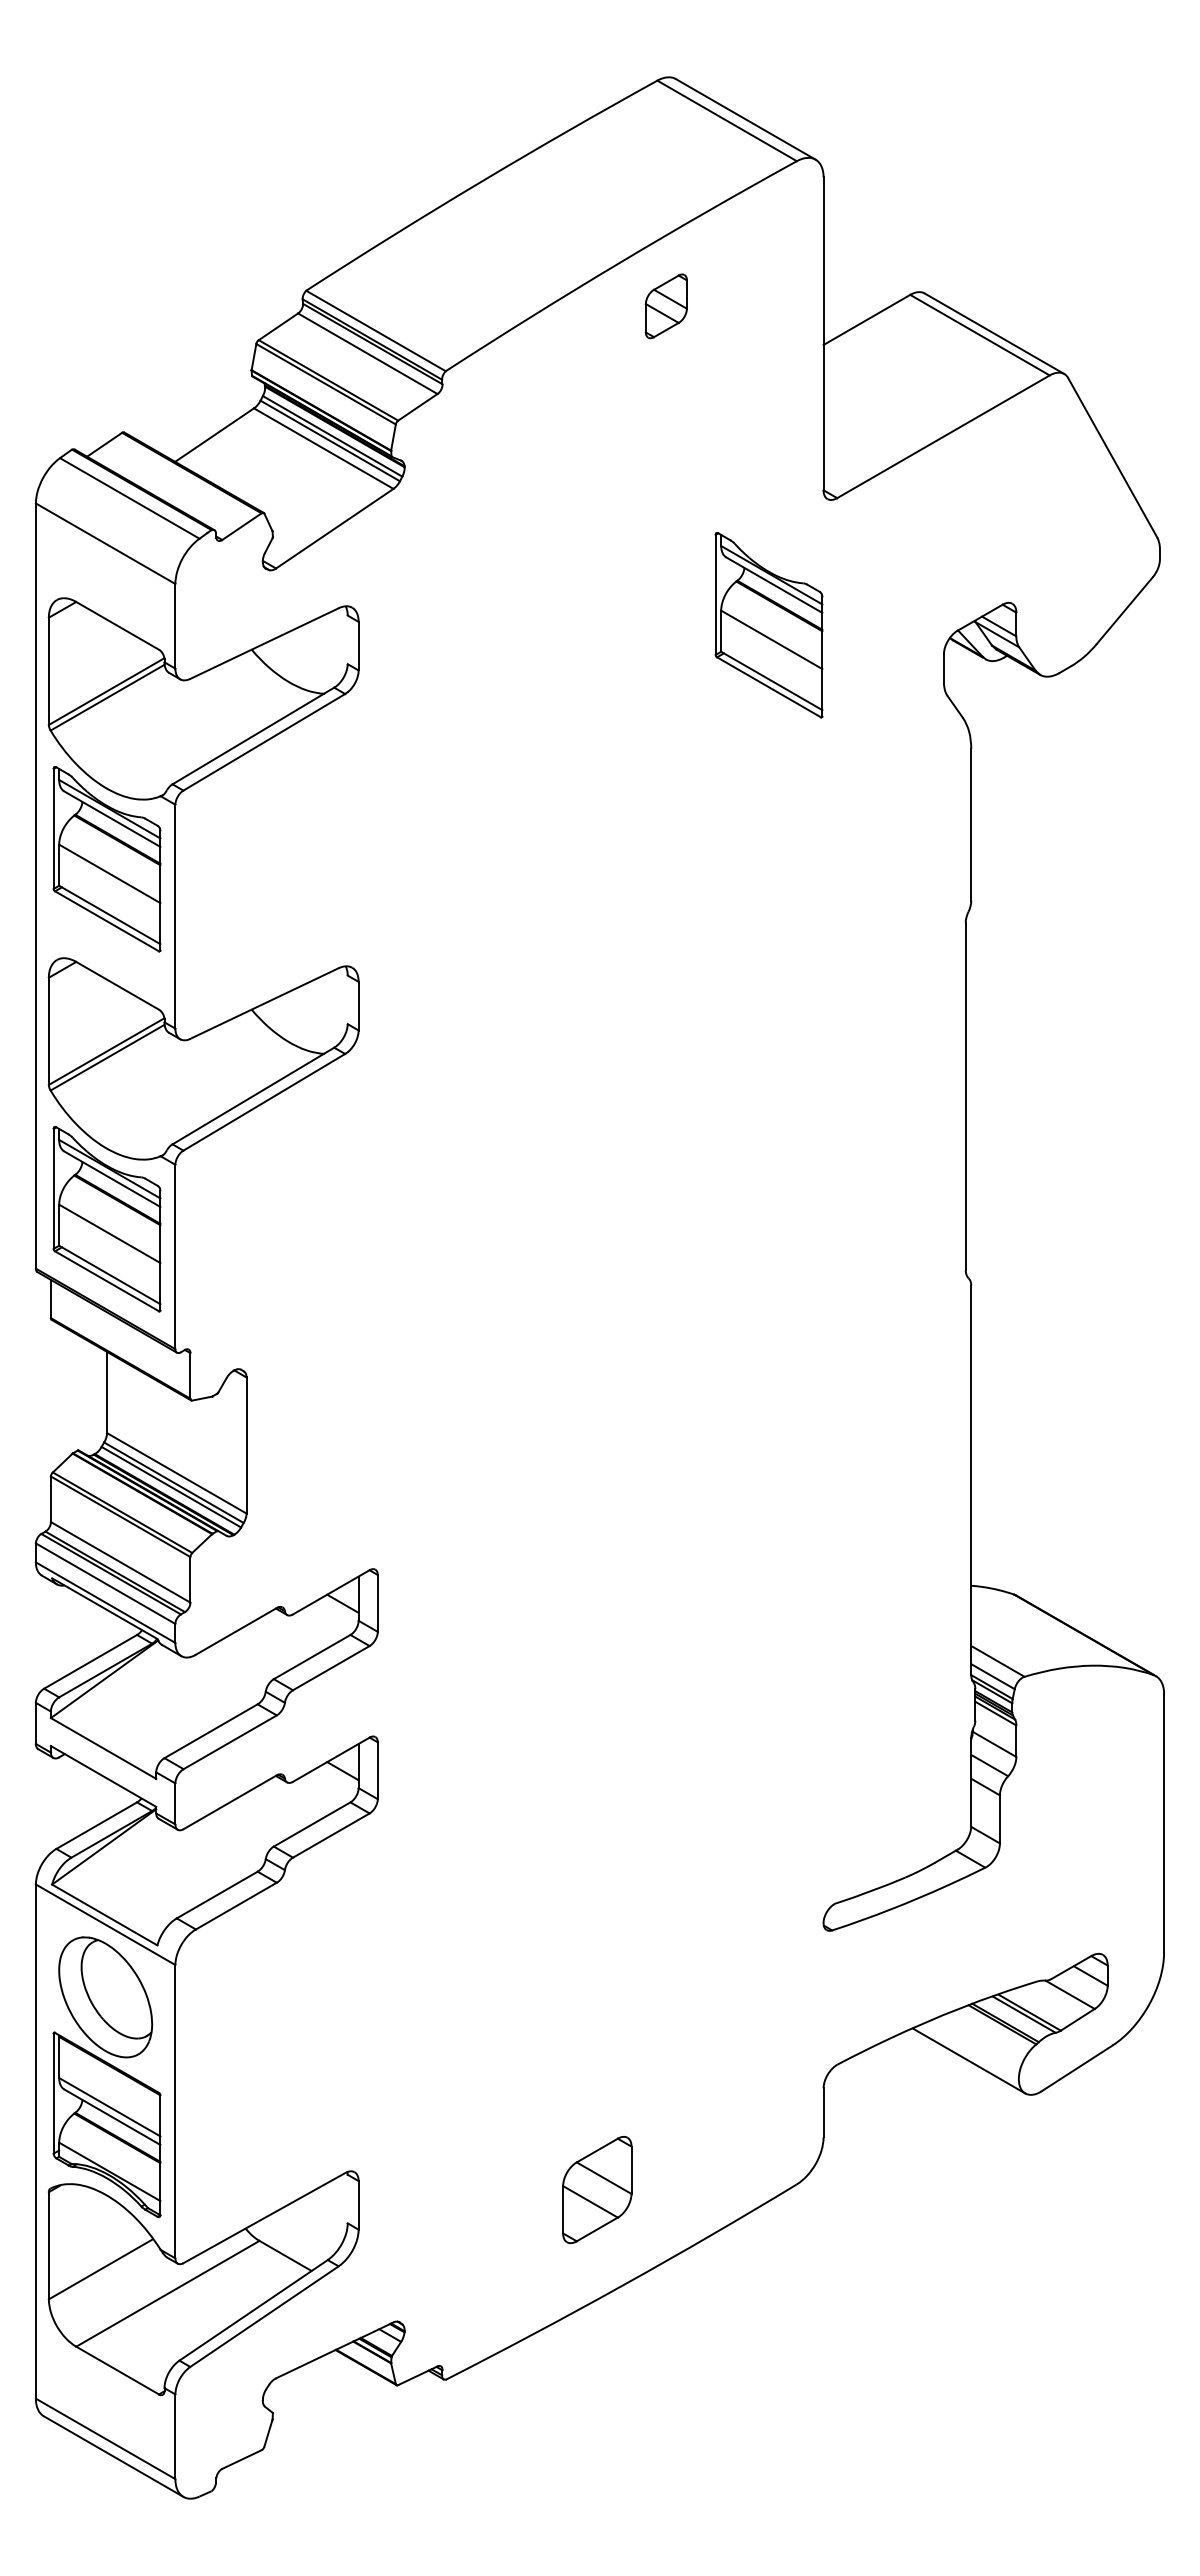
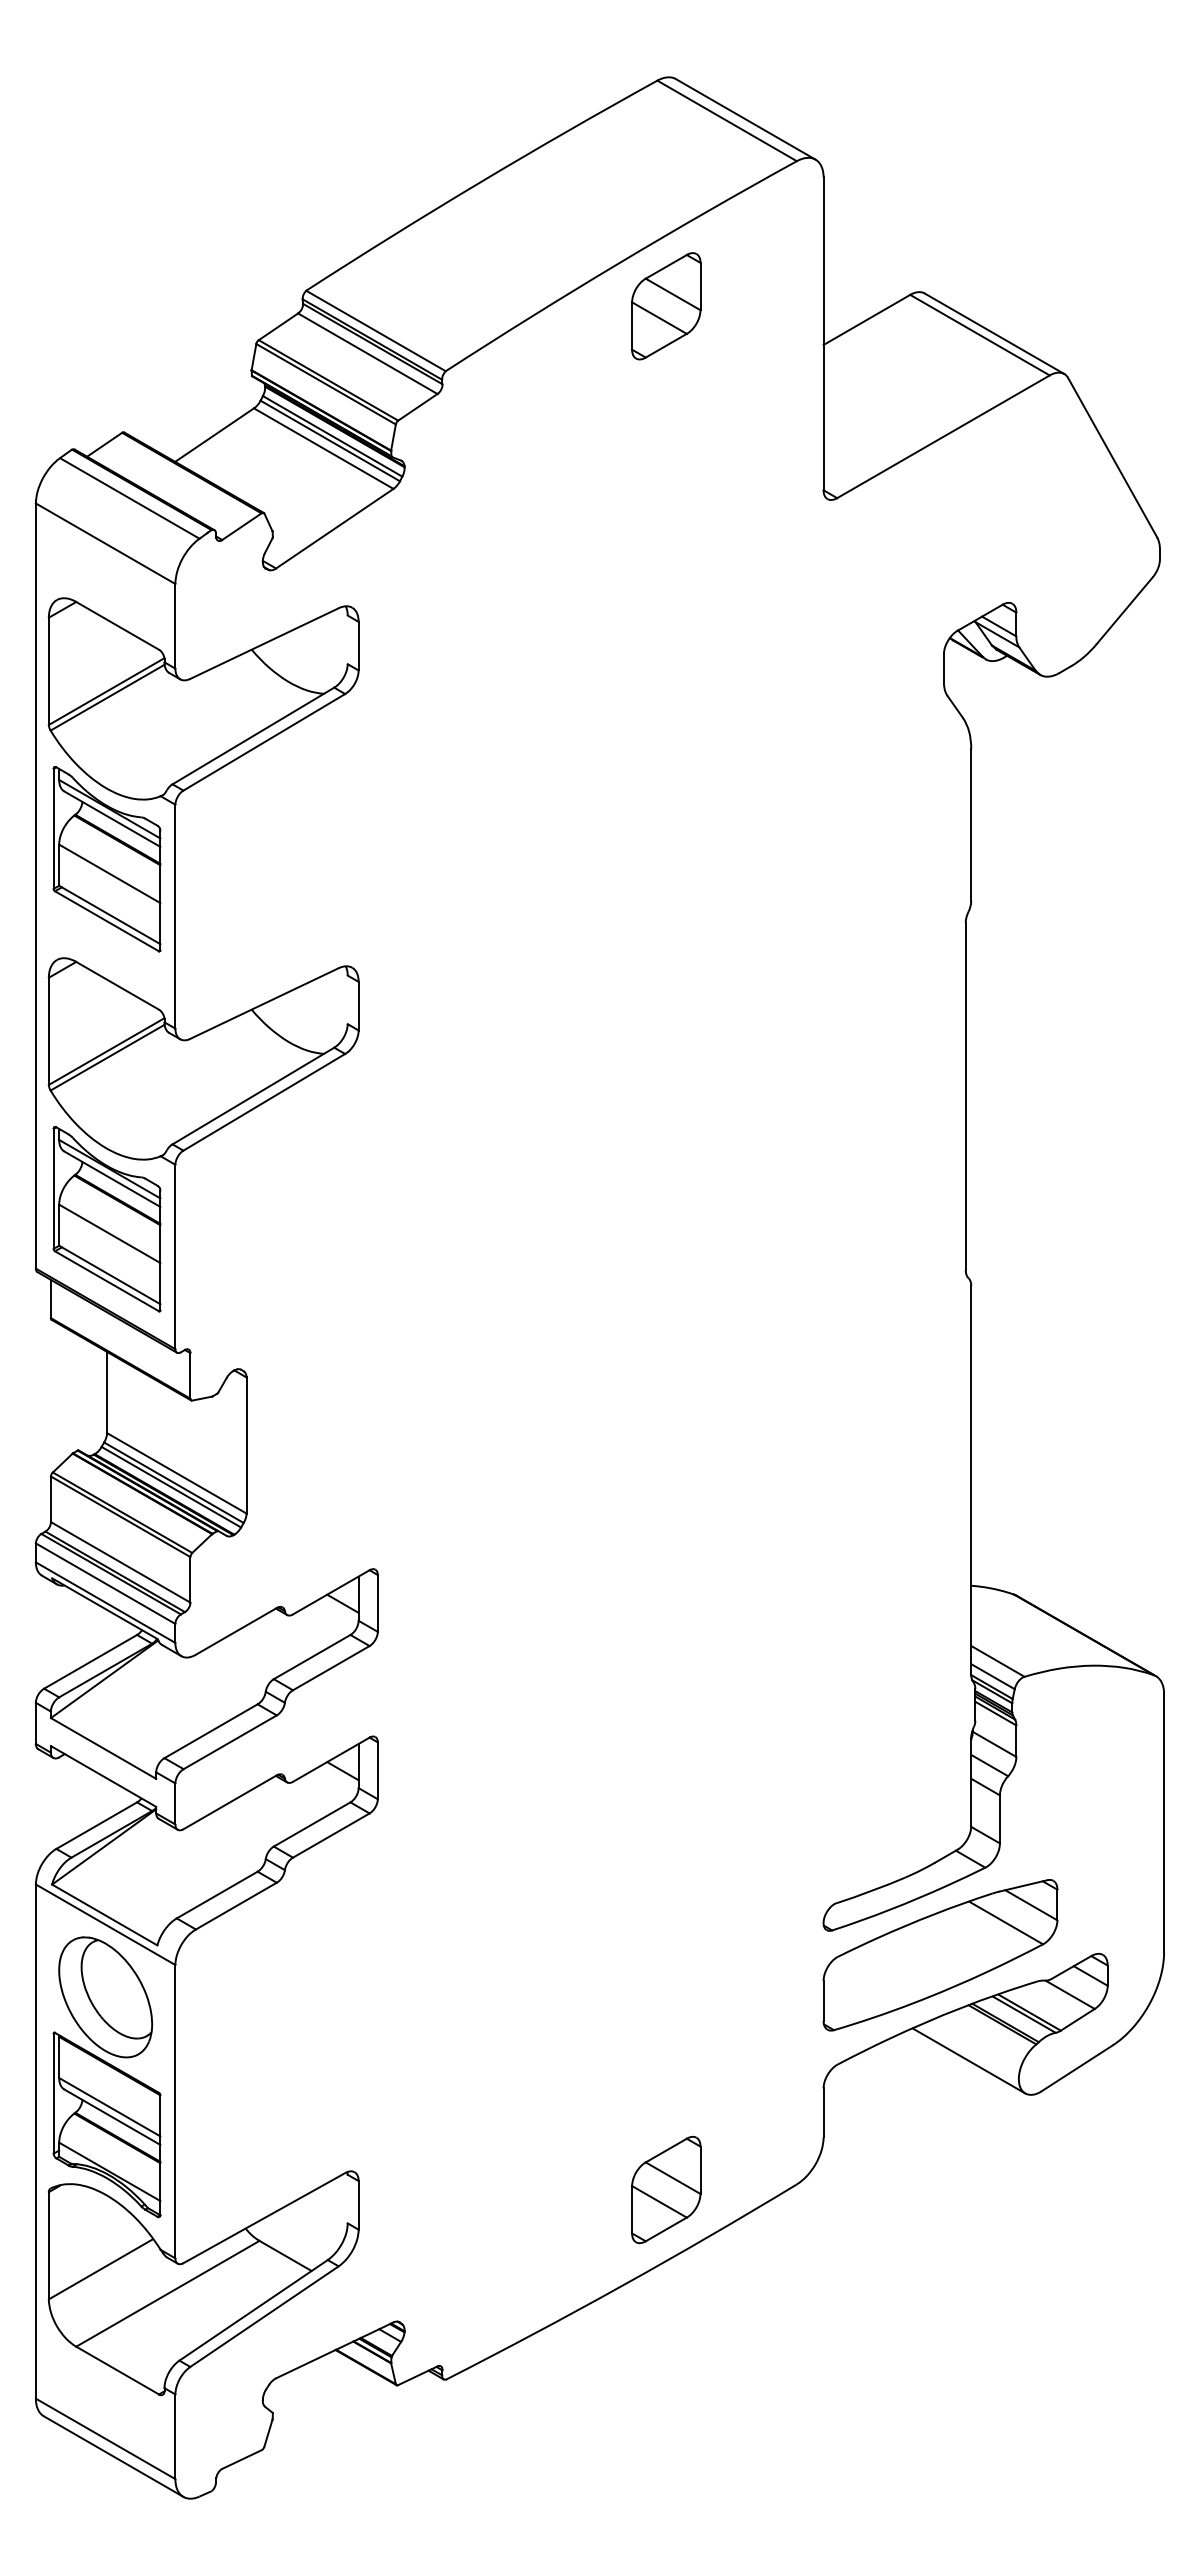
part size: 44x67 px -> 71x109 px (666, 306)
part: present -> none (768, 625)
part: none -> present (940, 1955)
part position: (597, 2190) -> (666, 2190) (666, 2190)
